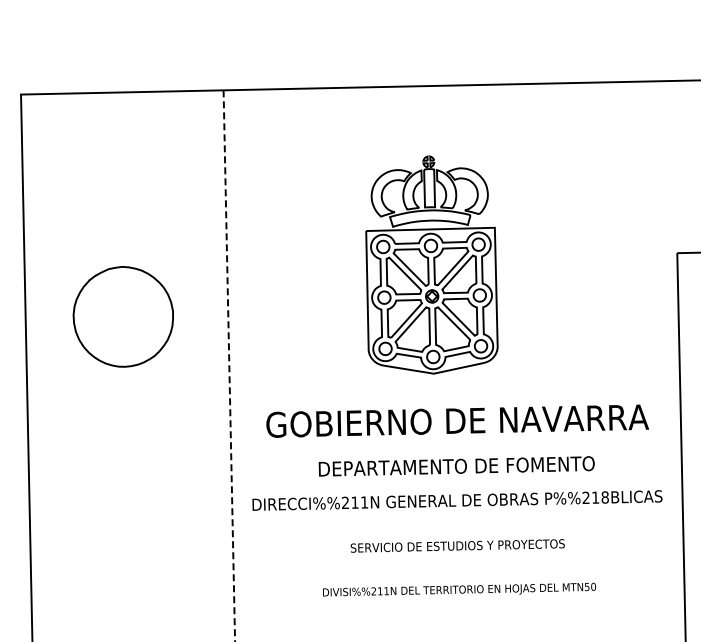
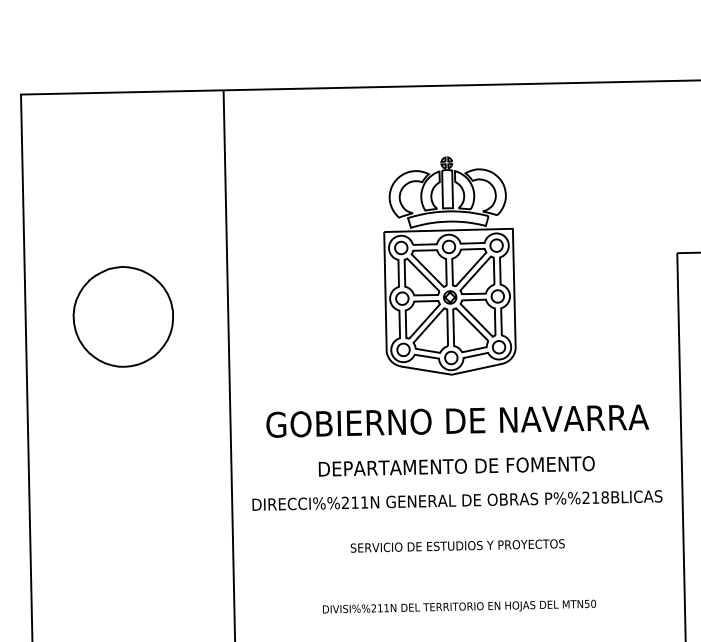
part position: (431, 264) -> (449, 265) (449, 265)
line: dashed -> solid (229, 366)
text position: (459, 589) -> (459, 606) (459, 606)
